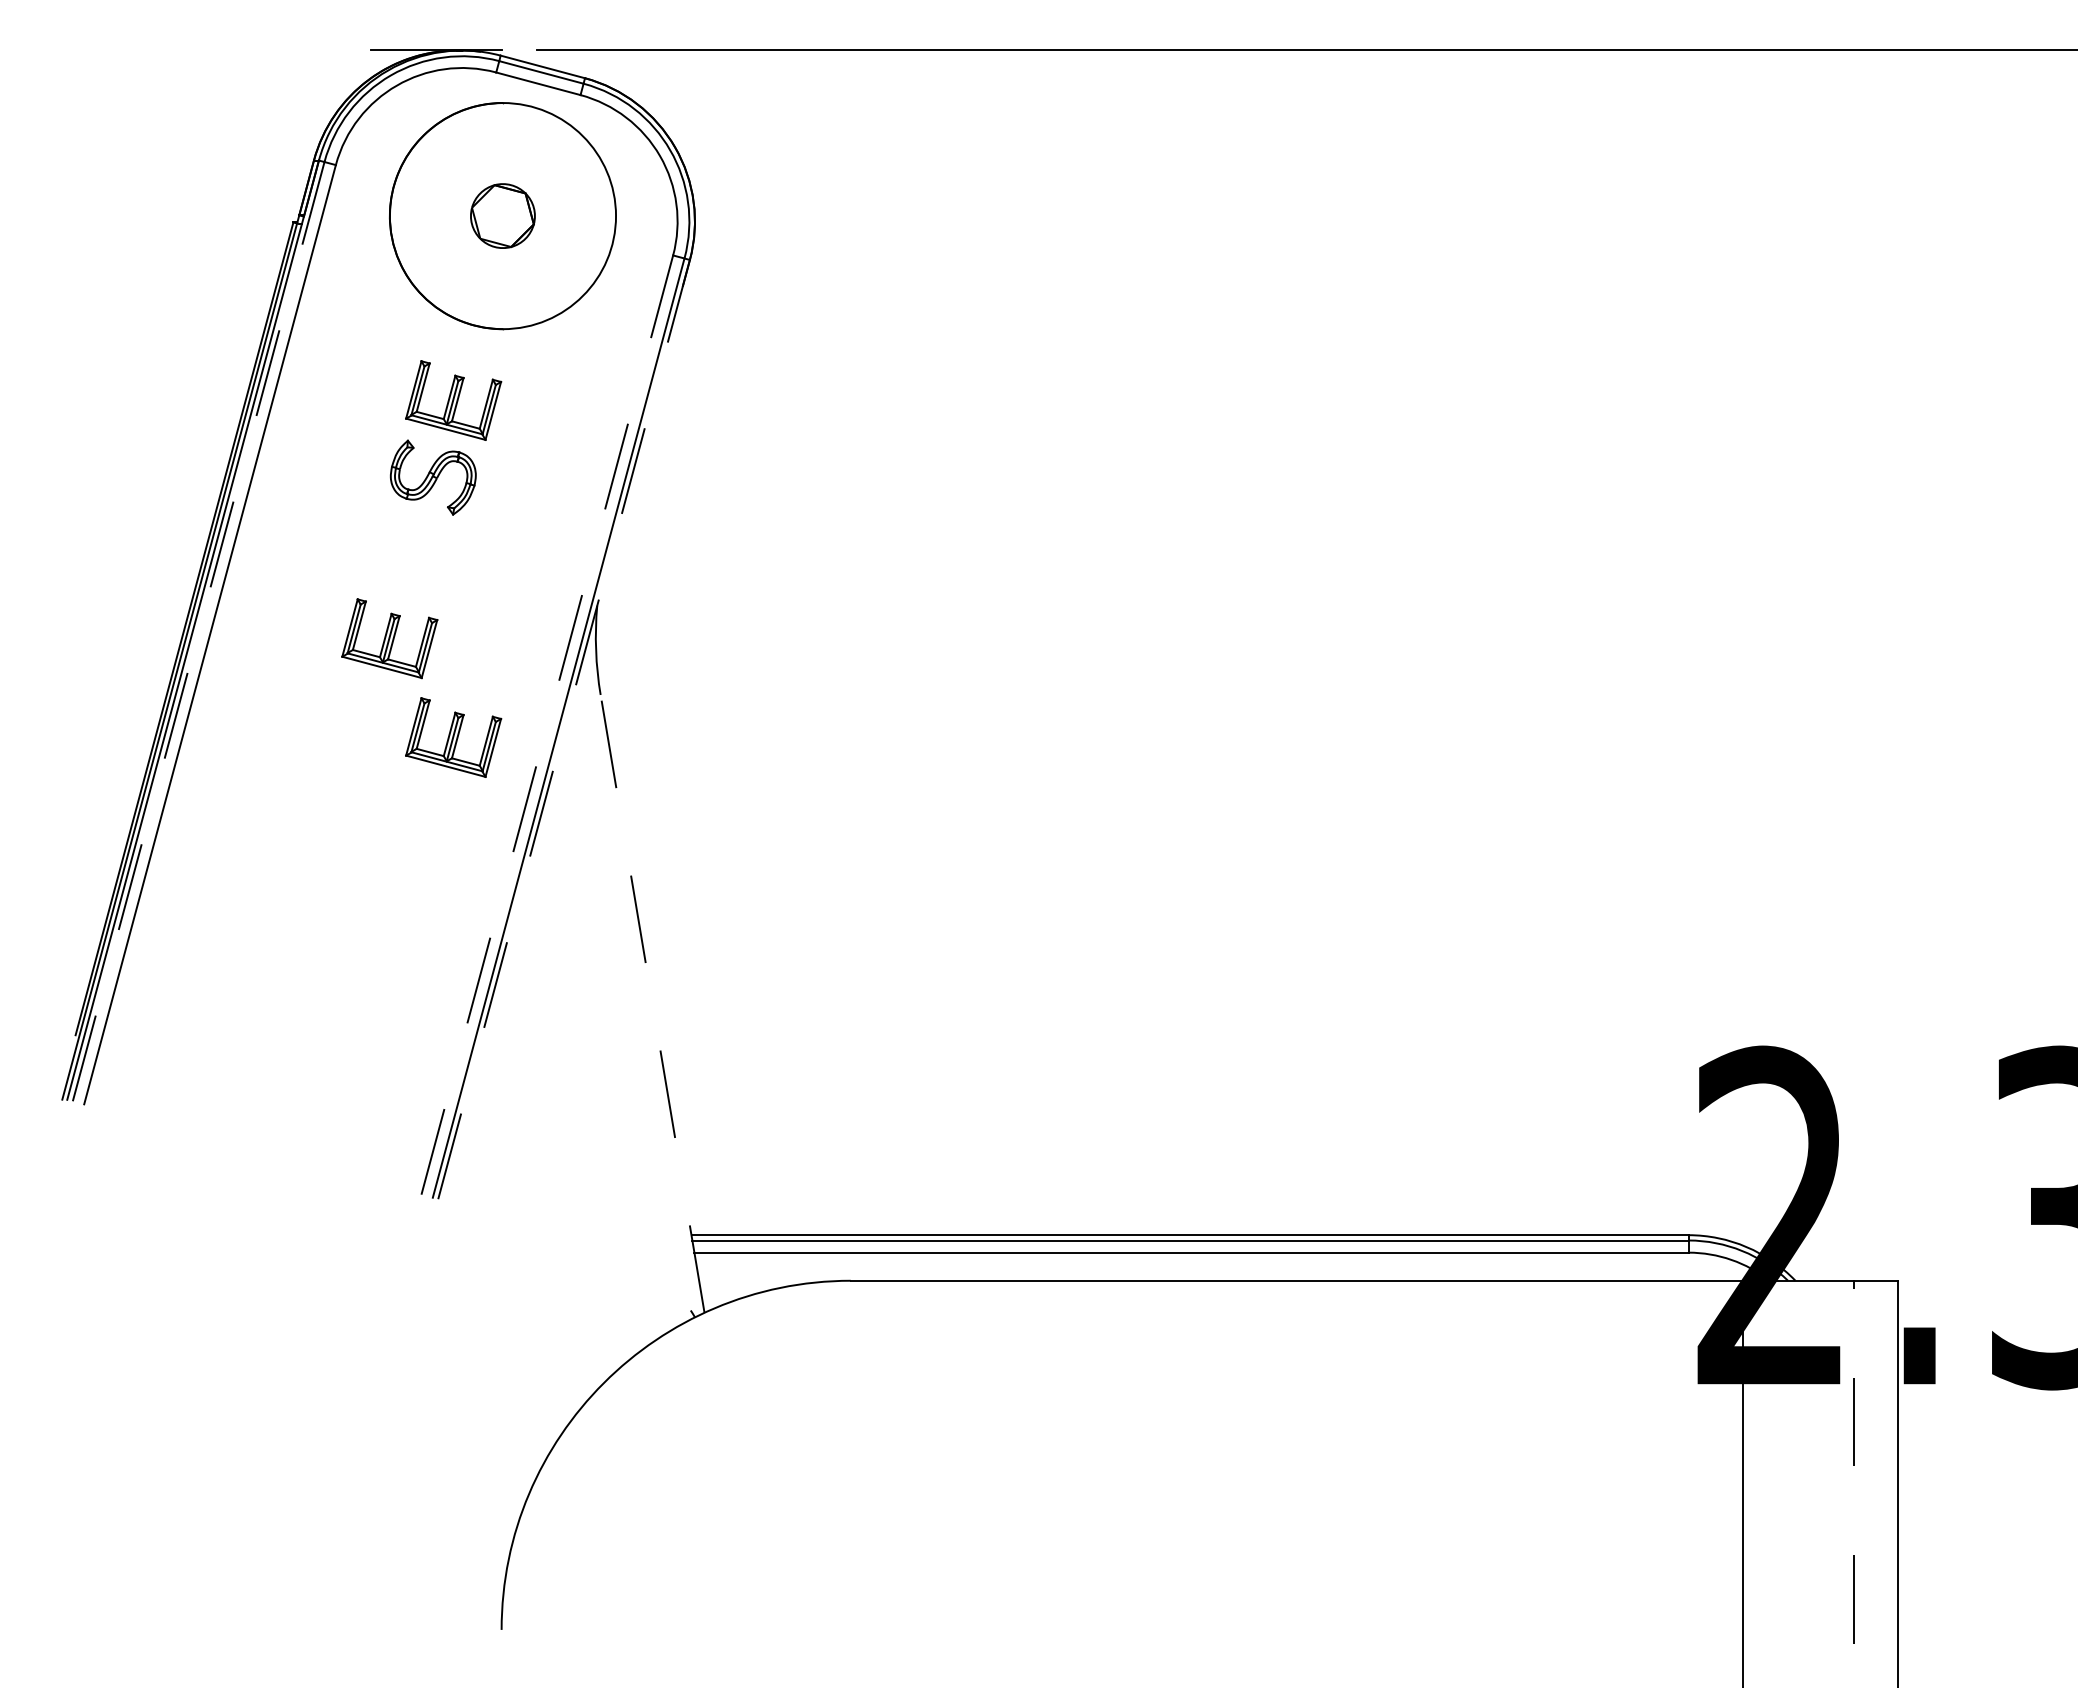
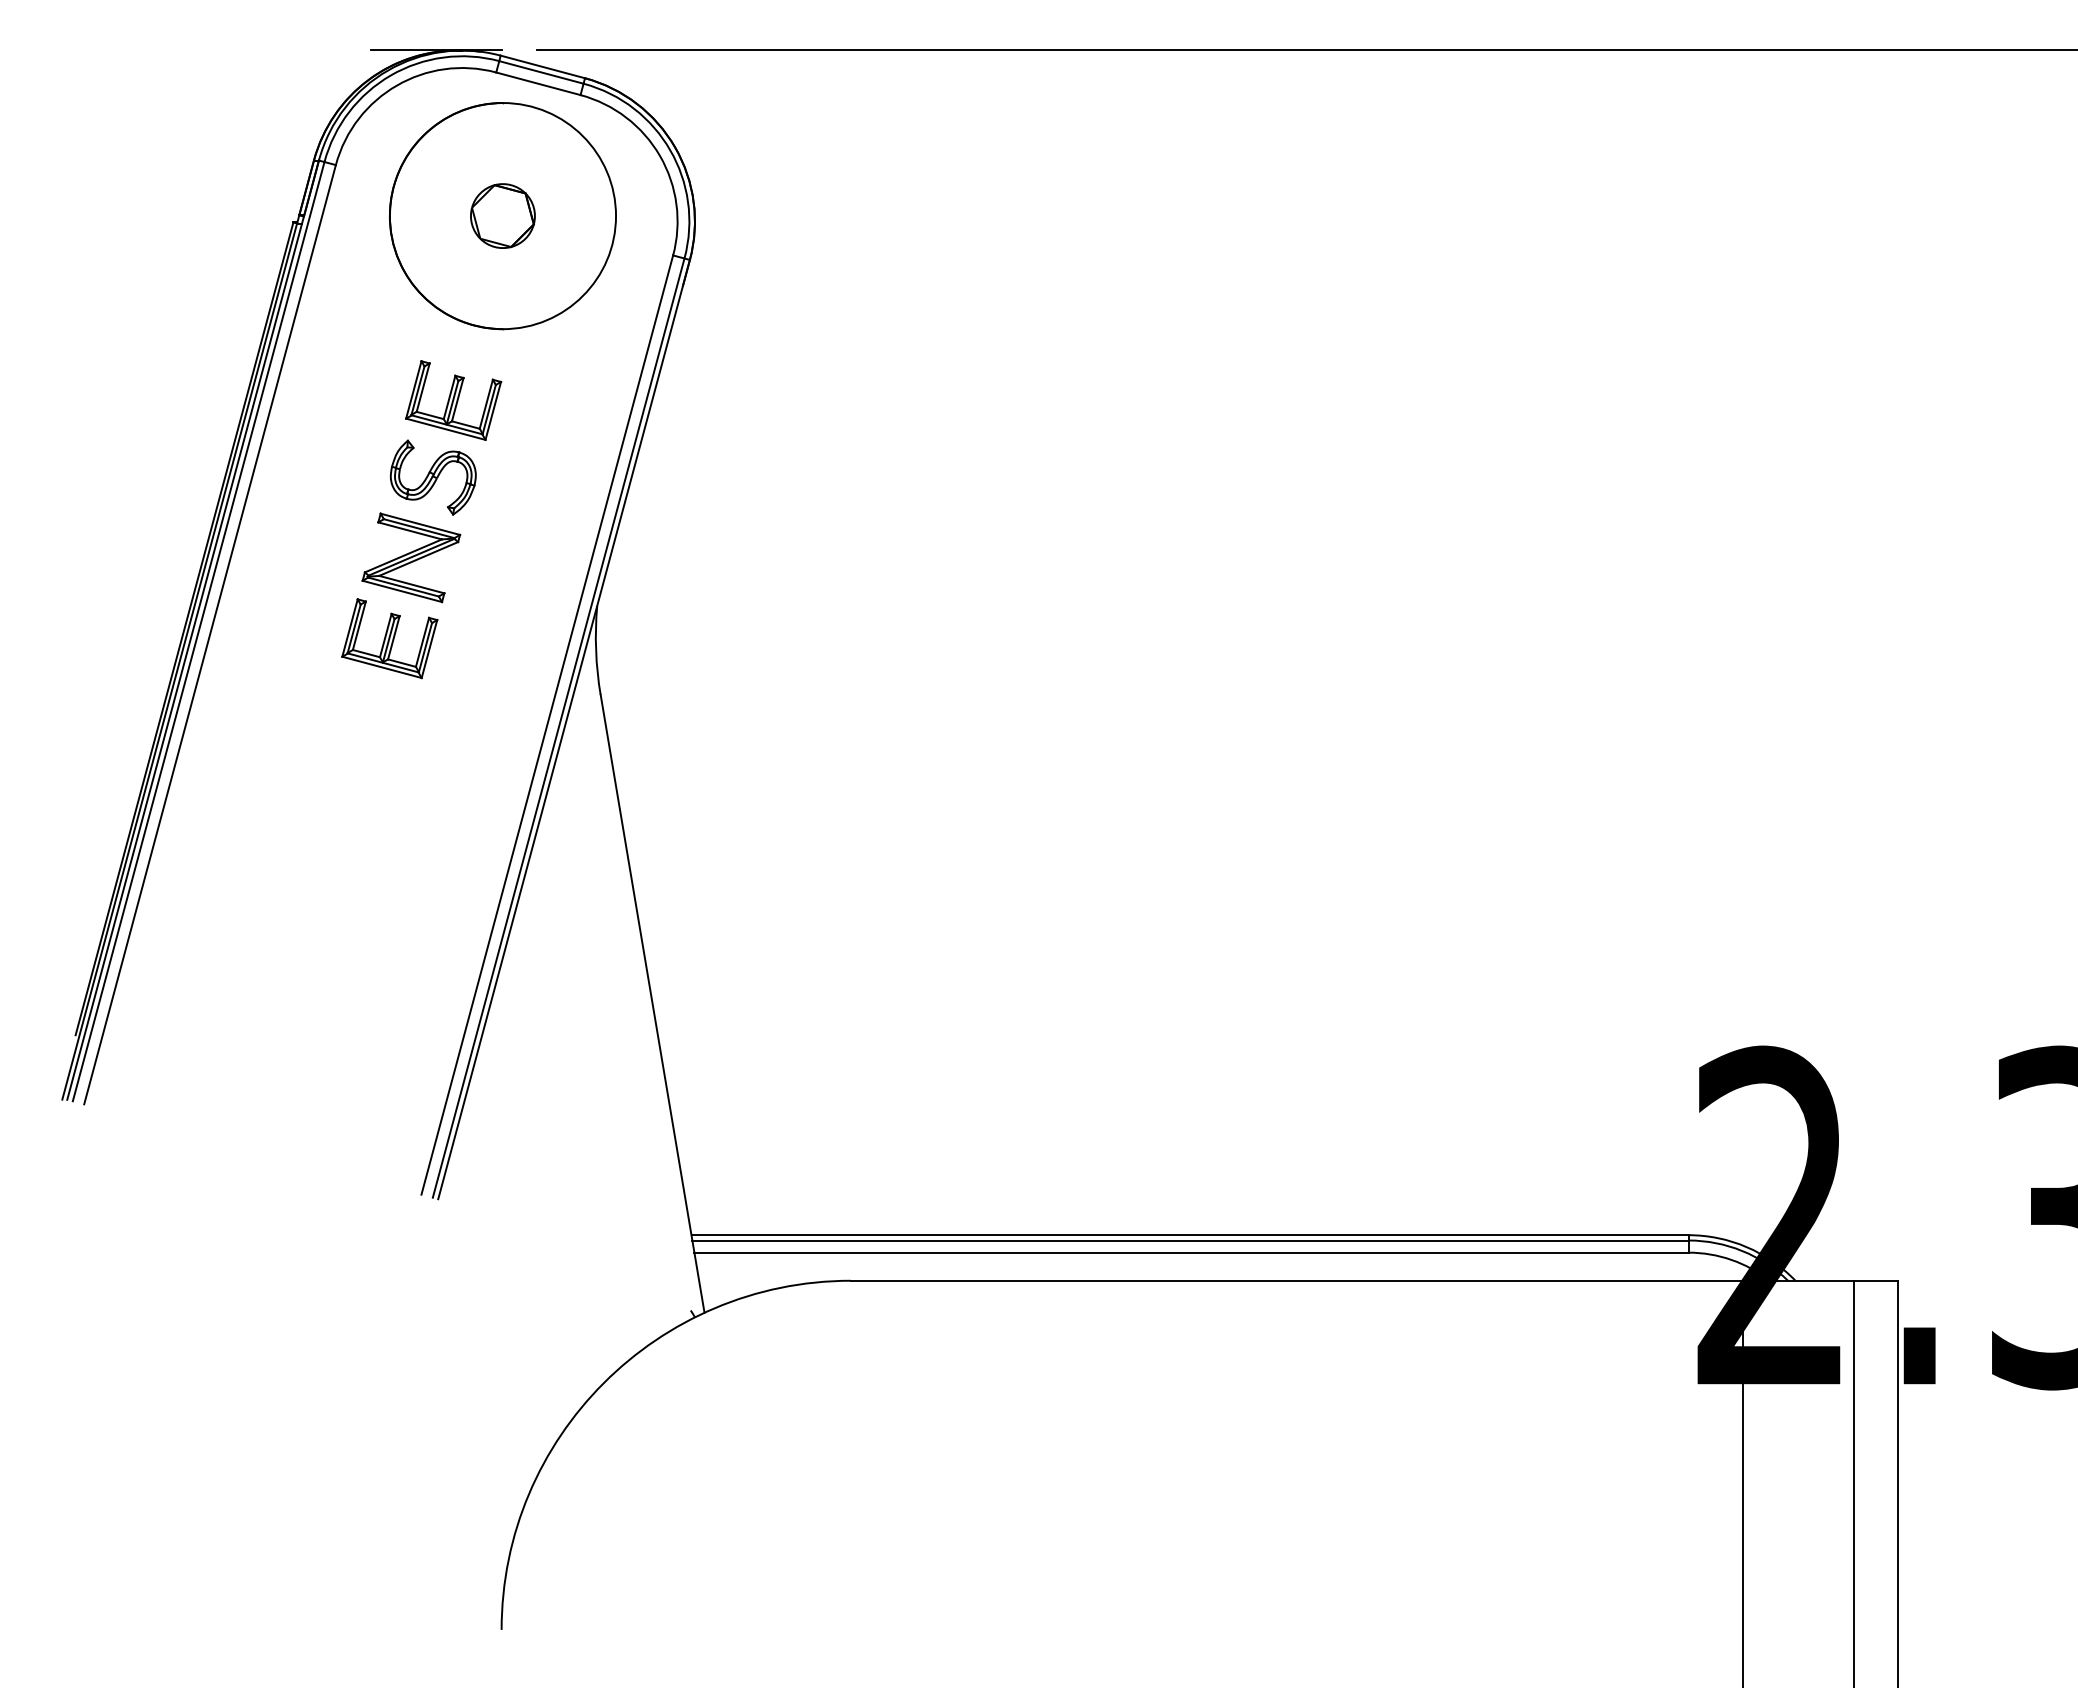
part: none -> present (411, 557)
line: dashed -> solid (198, 631)
line: dashed -> solid (547, 724)
line: dashed -> solid (564, 729)
part: present -> none (453, 737)
line: dashed -> solid (652, 1003)
line: dashed -> solid (1853, 1483)
